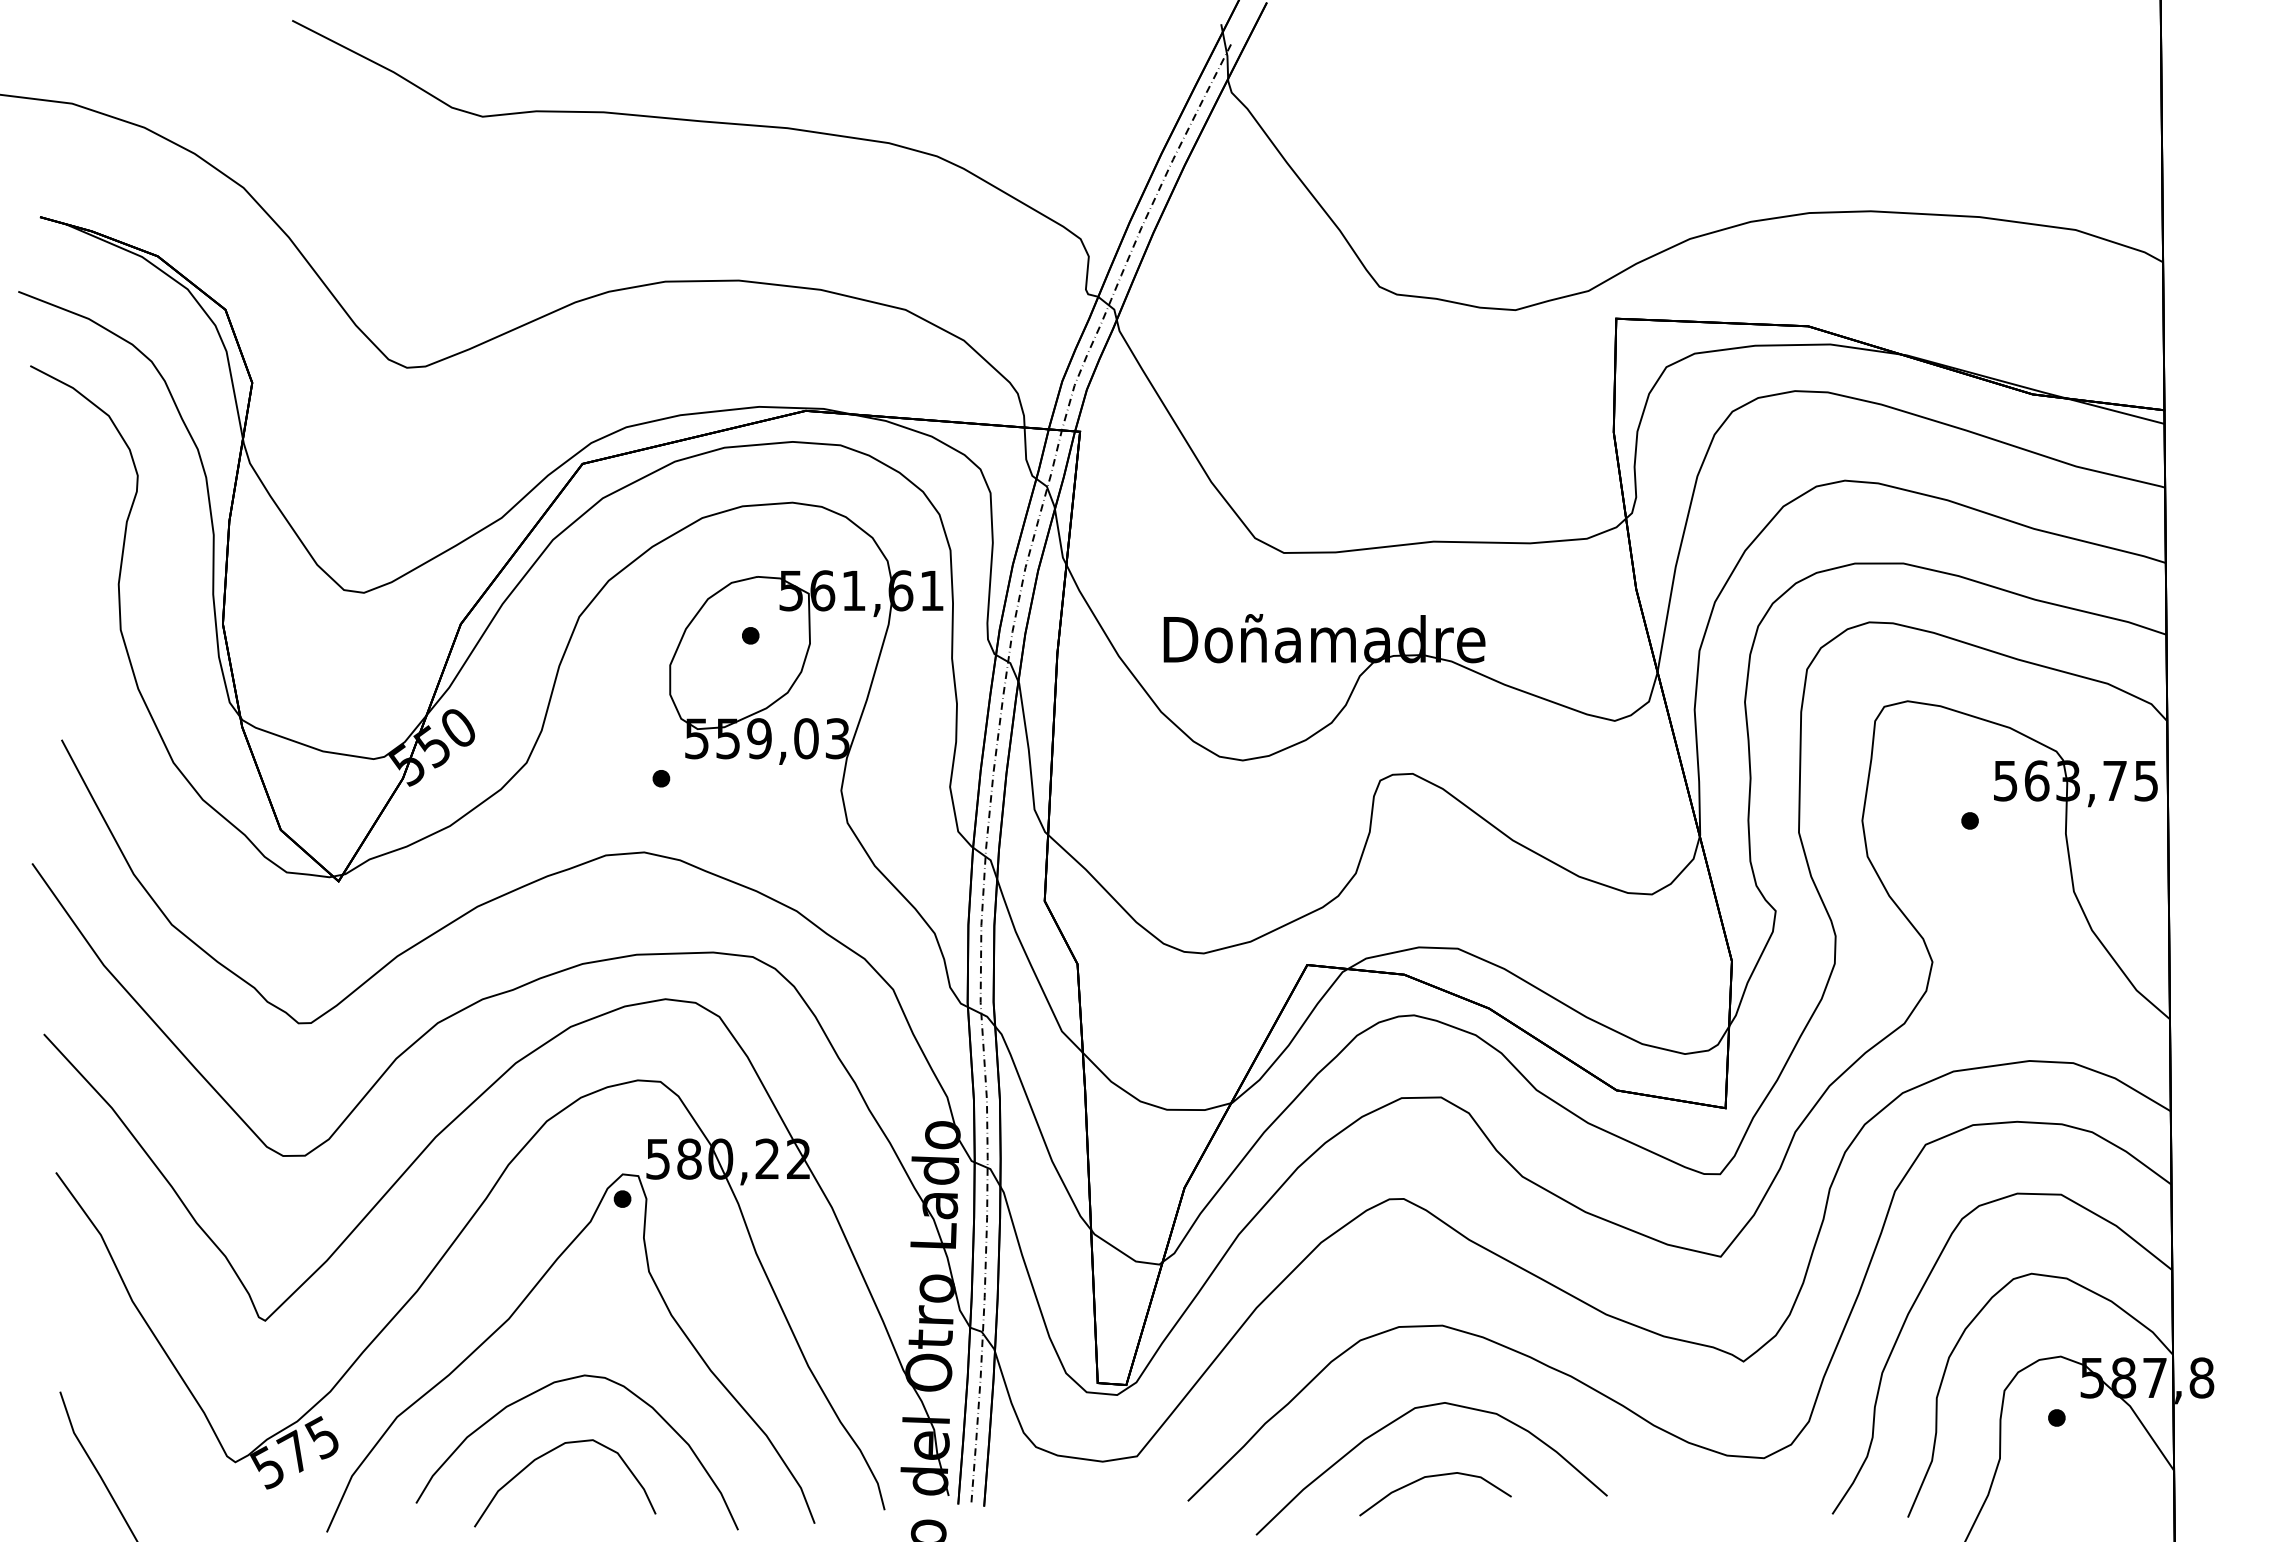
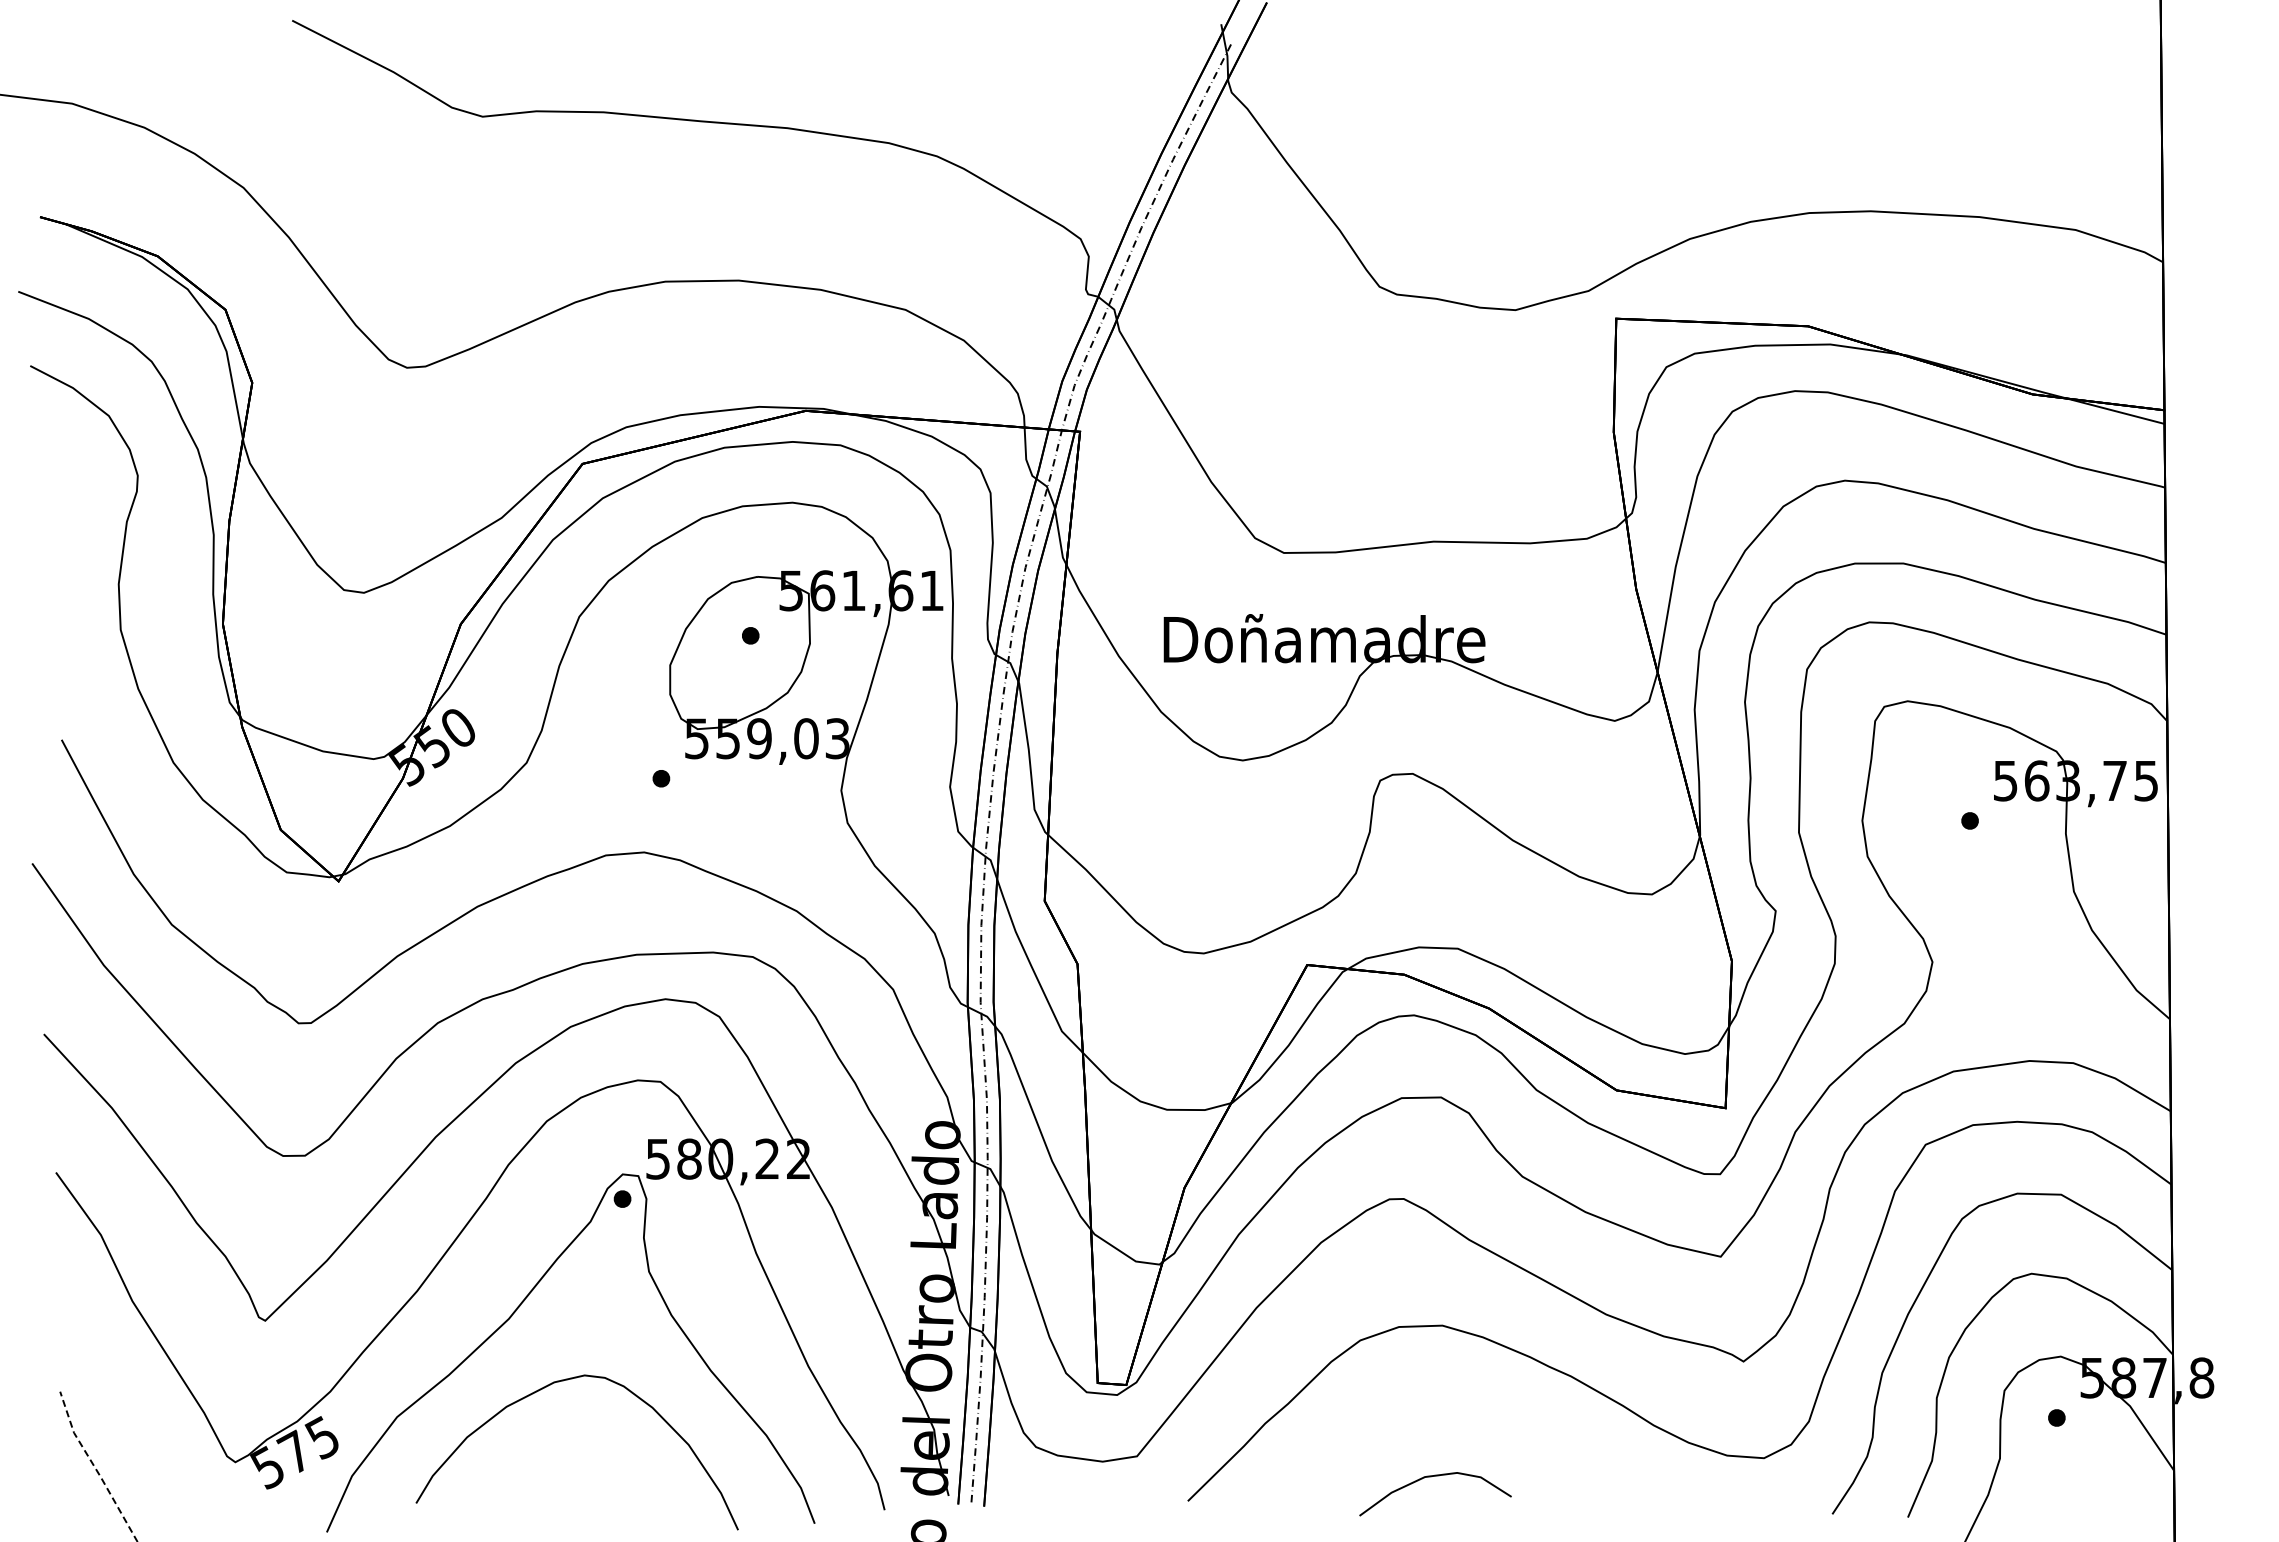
curve: present -> none (1402, 1417)
curve: present -> none (550, 1452)
line: solid -> dashed (94, 1467)
